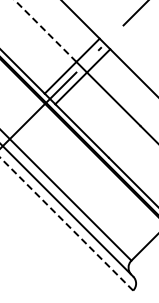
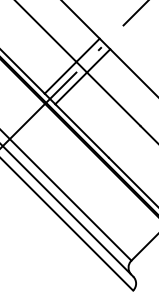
line: dashed -> solid (45, 30)
line: dashed -> solid (66, 224)
